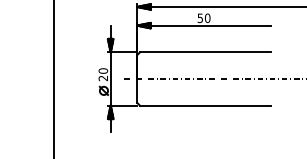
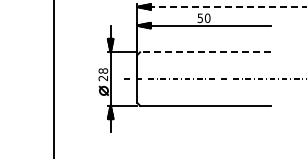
line: solid -> dashed (222, 6)
line: solid -> dashed (204, 52)
text: 20 -> 28 (103, 70)
